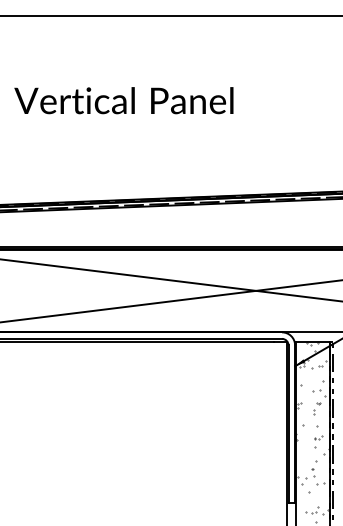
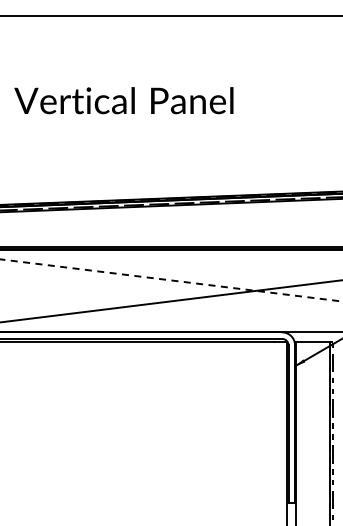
line: solid -> dashed (172, 280)
hatch: present -> none (312, 432)
